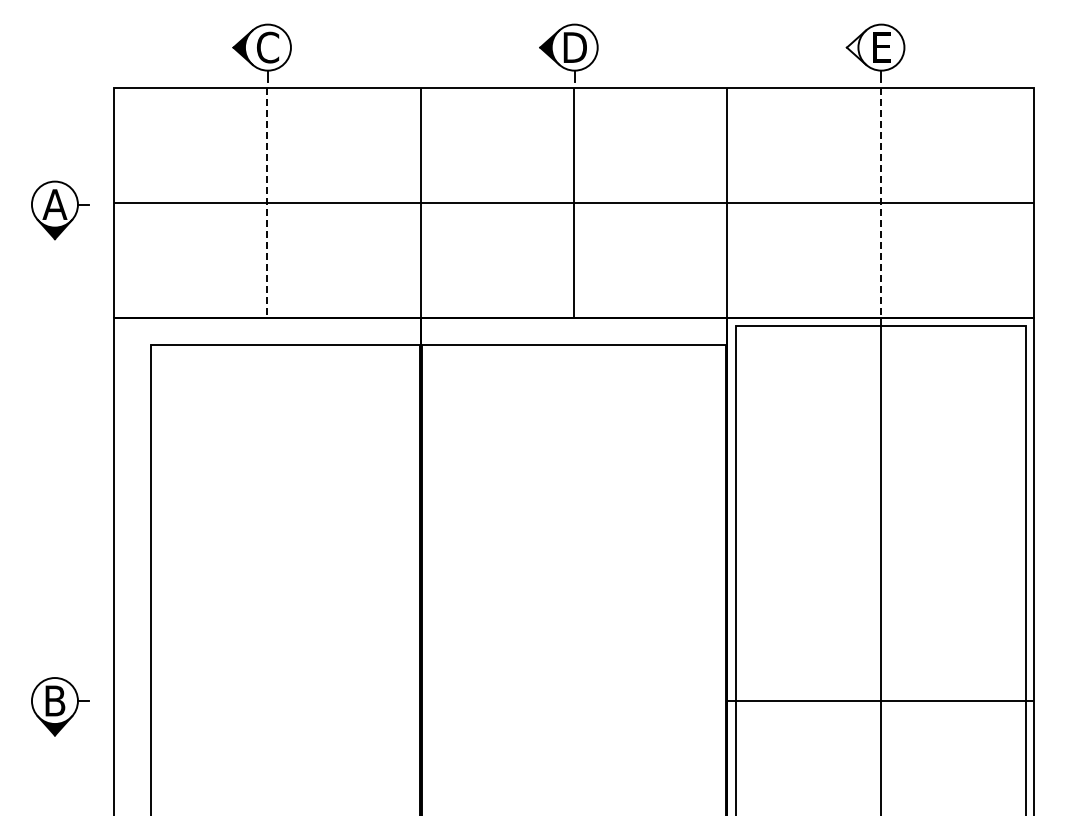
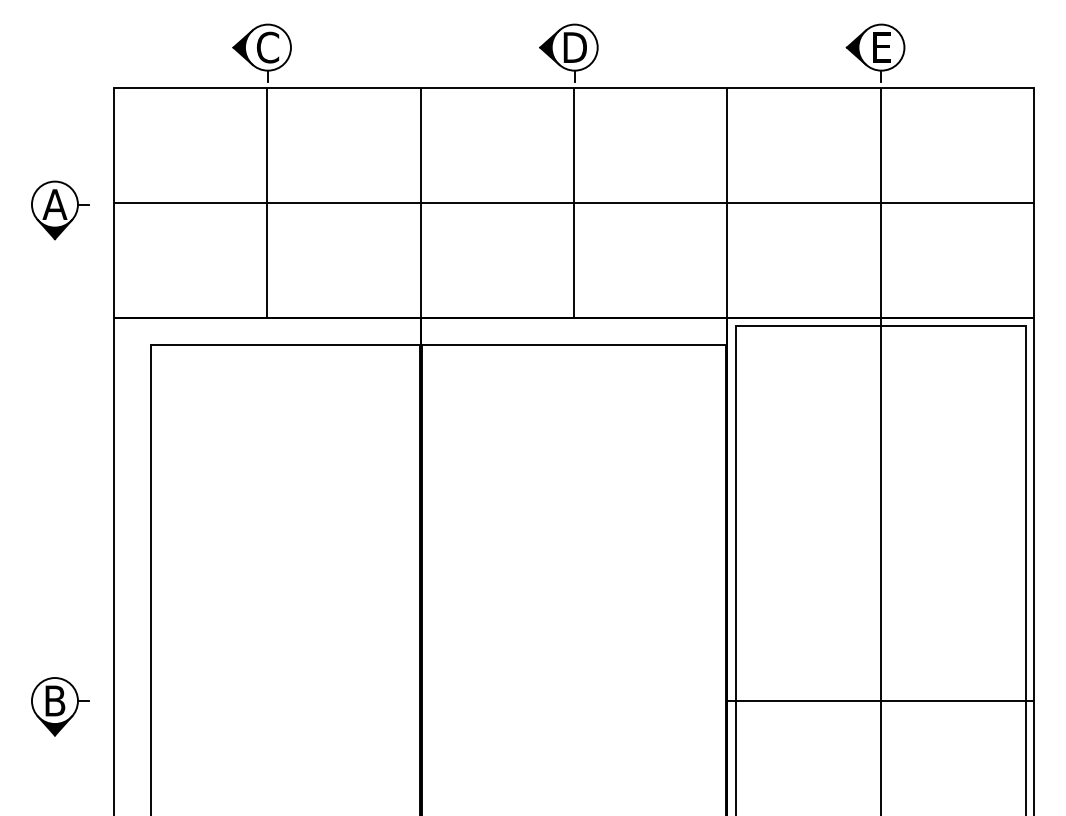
fill: none -> present (856, 47)
line: dashed -> solid (267, 203)
line: dashed -> solid (880, 203)
